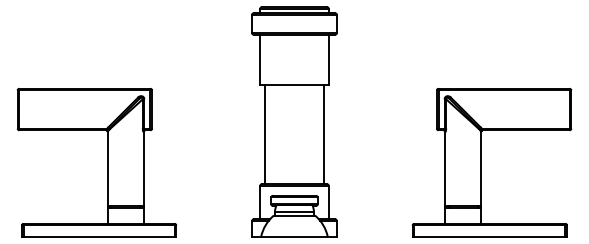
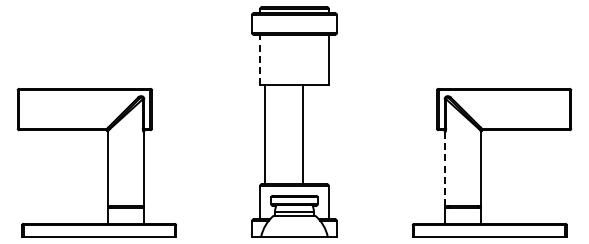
line: solid -> dashed (260, 59)
line position: (324, 134) -> (303, 134) (303, 134)
line: solid -> dashed (445, 168)
